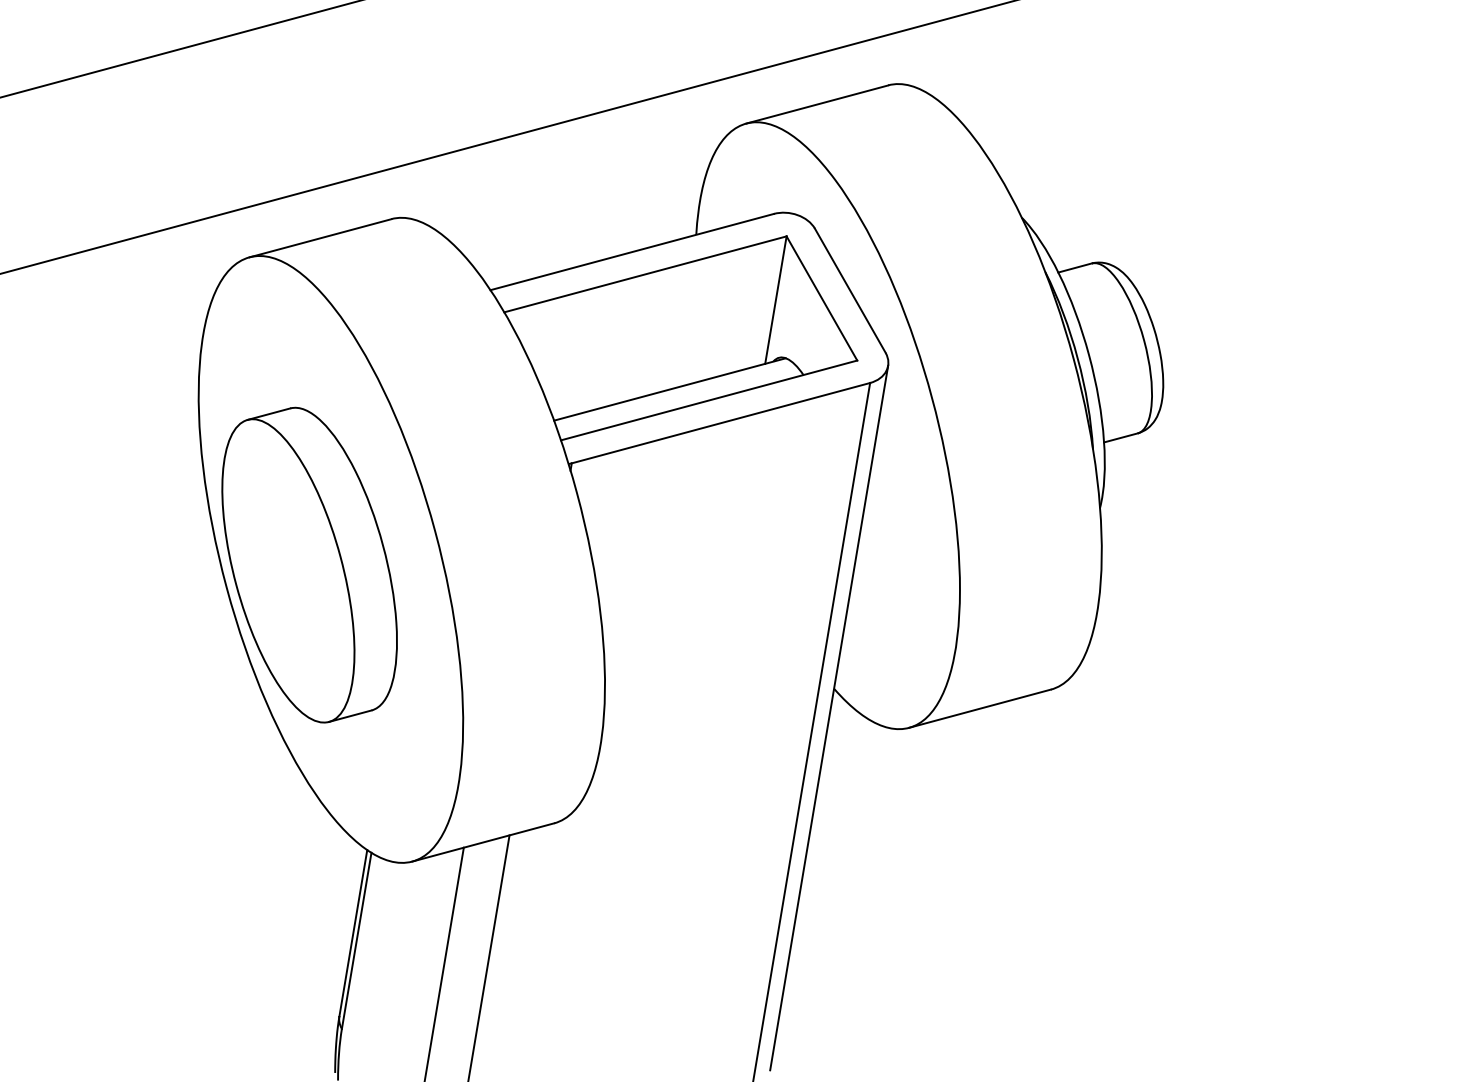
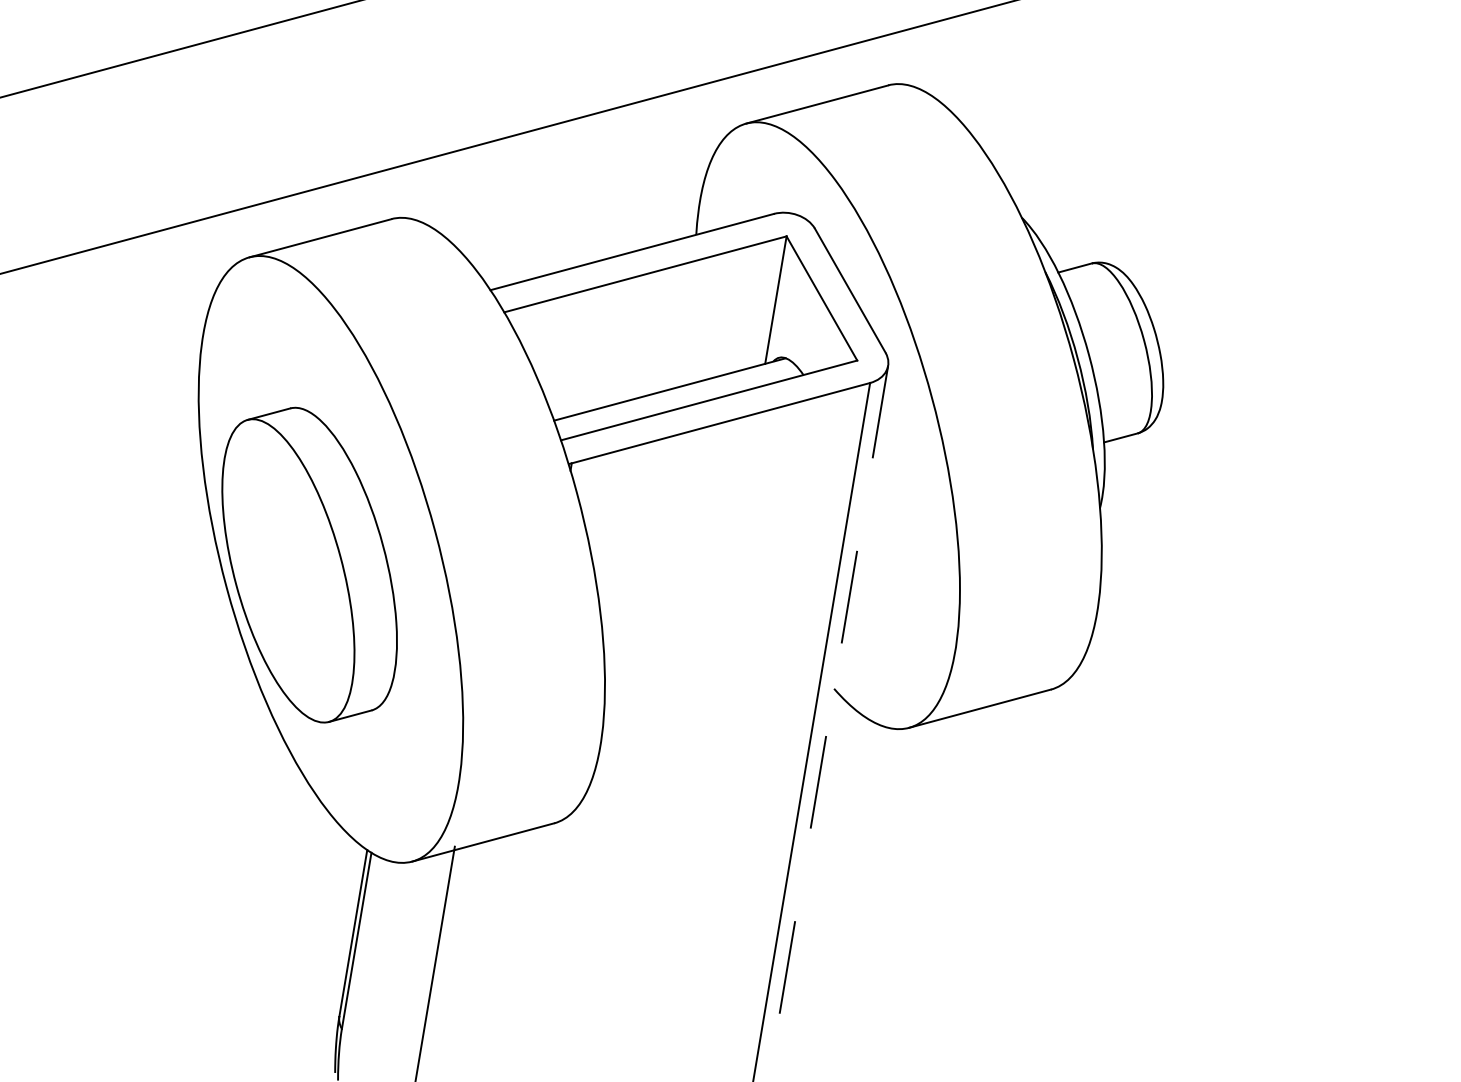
line: solid -> dashed (829, 718)
line: present -> none (488, 956)
line position: (444, 962) -> (434, 962) (434, 962)
